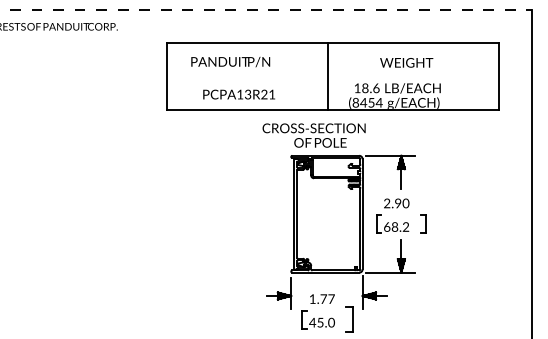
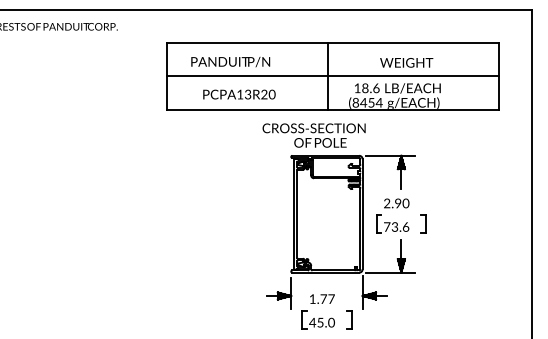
line: dashed -> solid (266, 10)
line: none -> present (332, 76)
text: PCPA13R21 -> PCPA13R20 (271, 94)
text: 68.2 -> 73.6 (396, 226)
part size: 9x27 px -> 7x20 px (349, 319)
